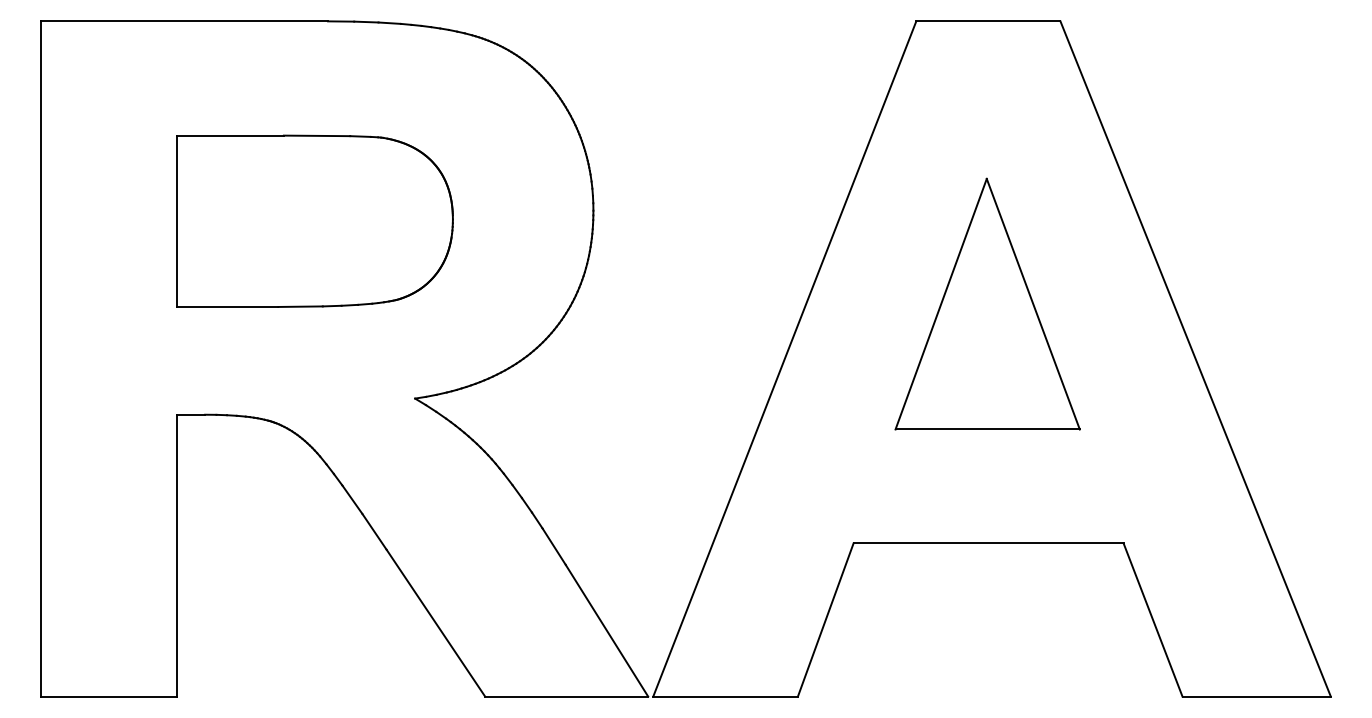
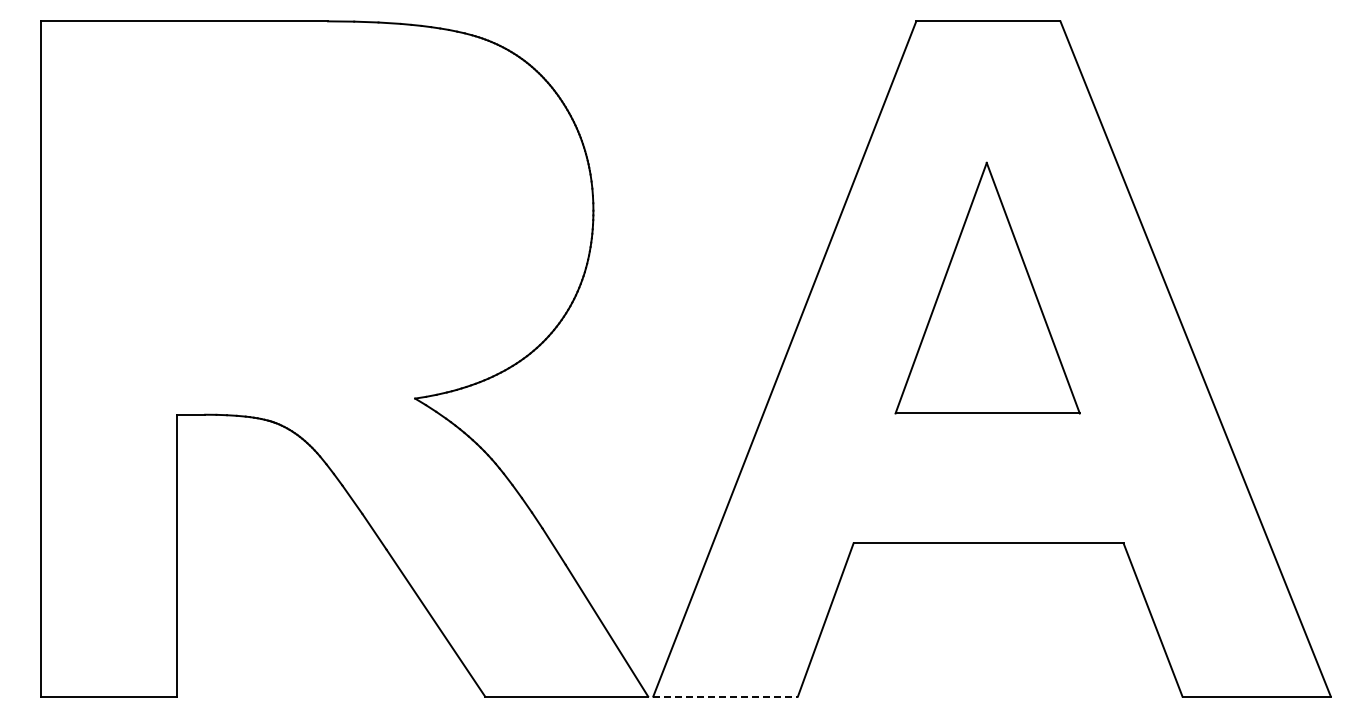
part: present -> none (314, 220)
part position: (987, 303) -> (987, 287) (987, 287)
line: solid -> dashed (726, 696)
